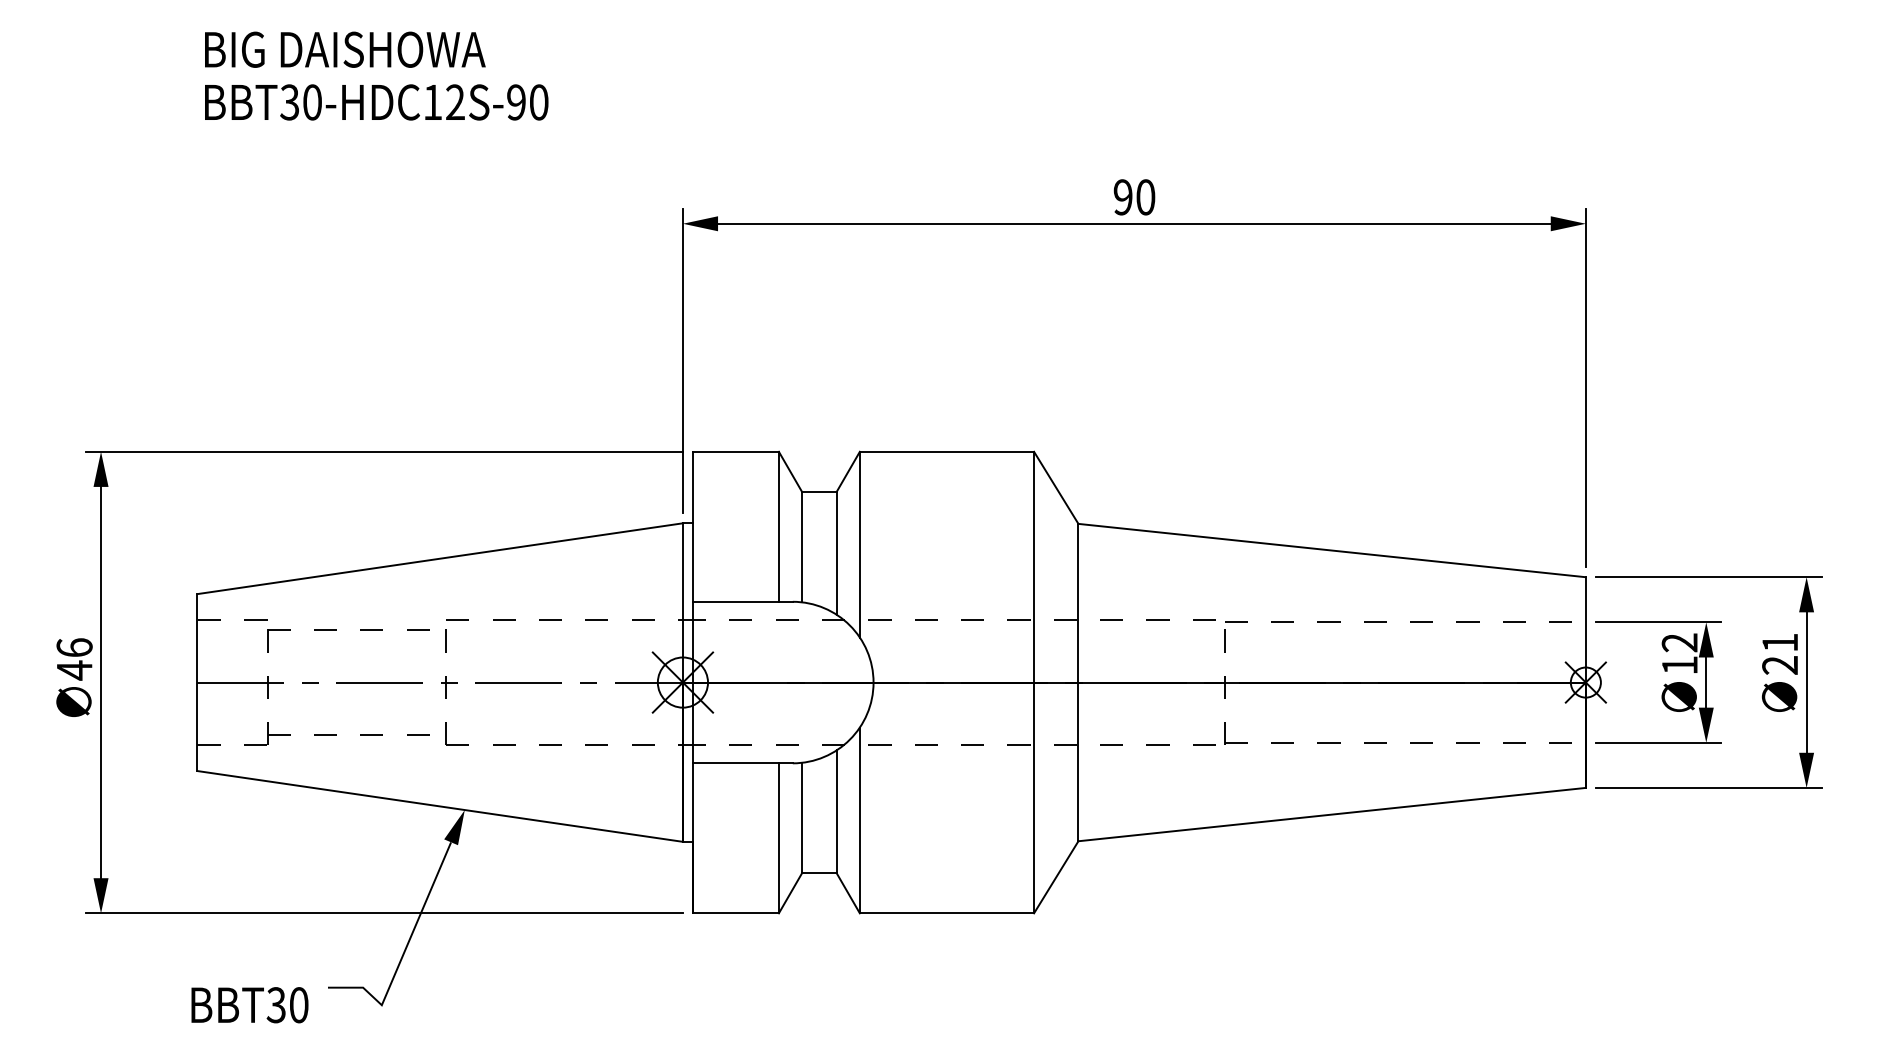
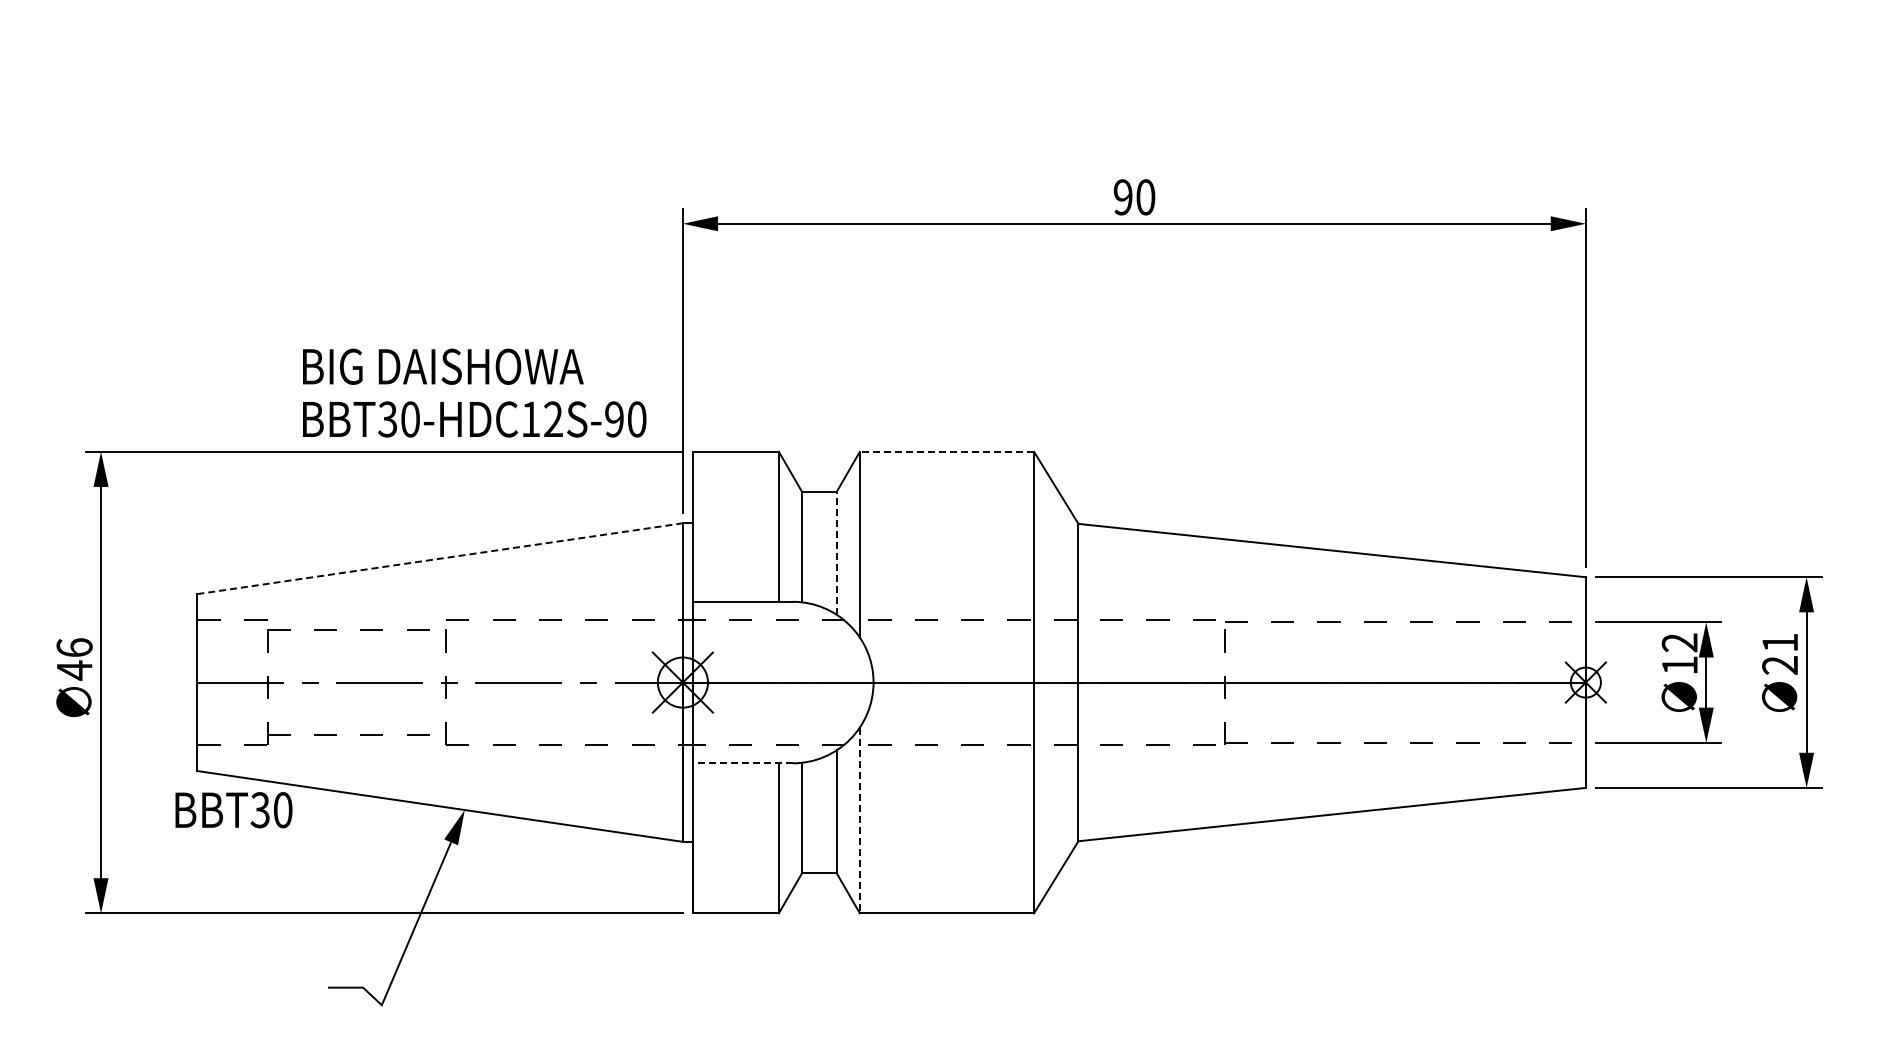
text position: (376, 75) -> (474, 392) (474, 392)
line: solid -> dashed (946, 451)
line: solid -> dashed (836, 552)
line: solid -> dashed (440, 558)
line: solid -> dashed (742, 763)
line: solid -> dashed (859, 820)
text position: (249, 1005) -> (233, 810) (233, 810)
